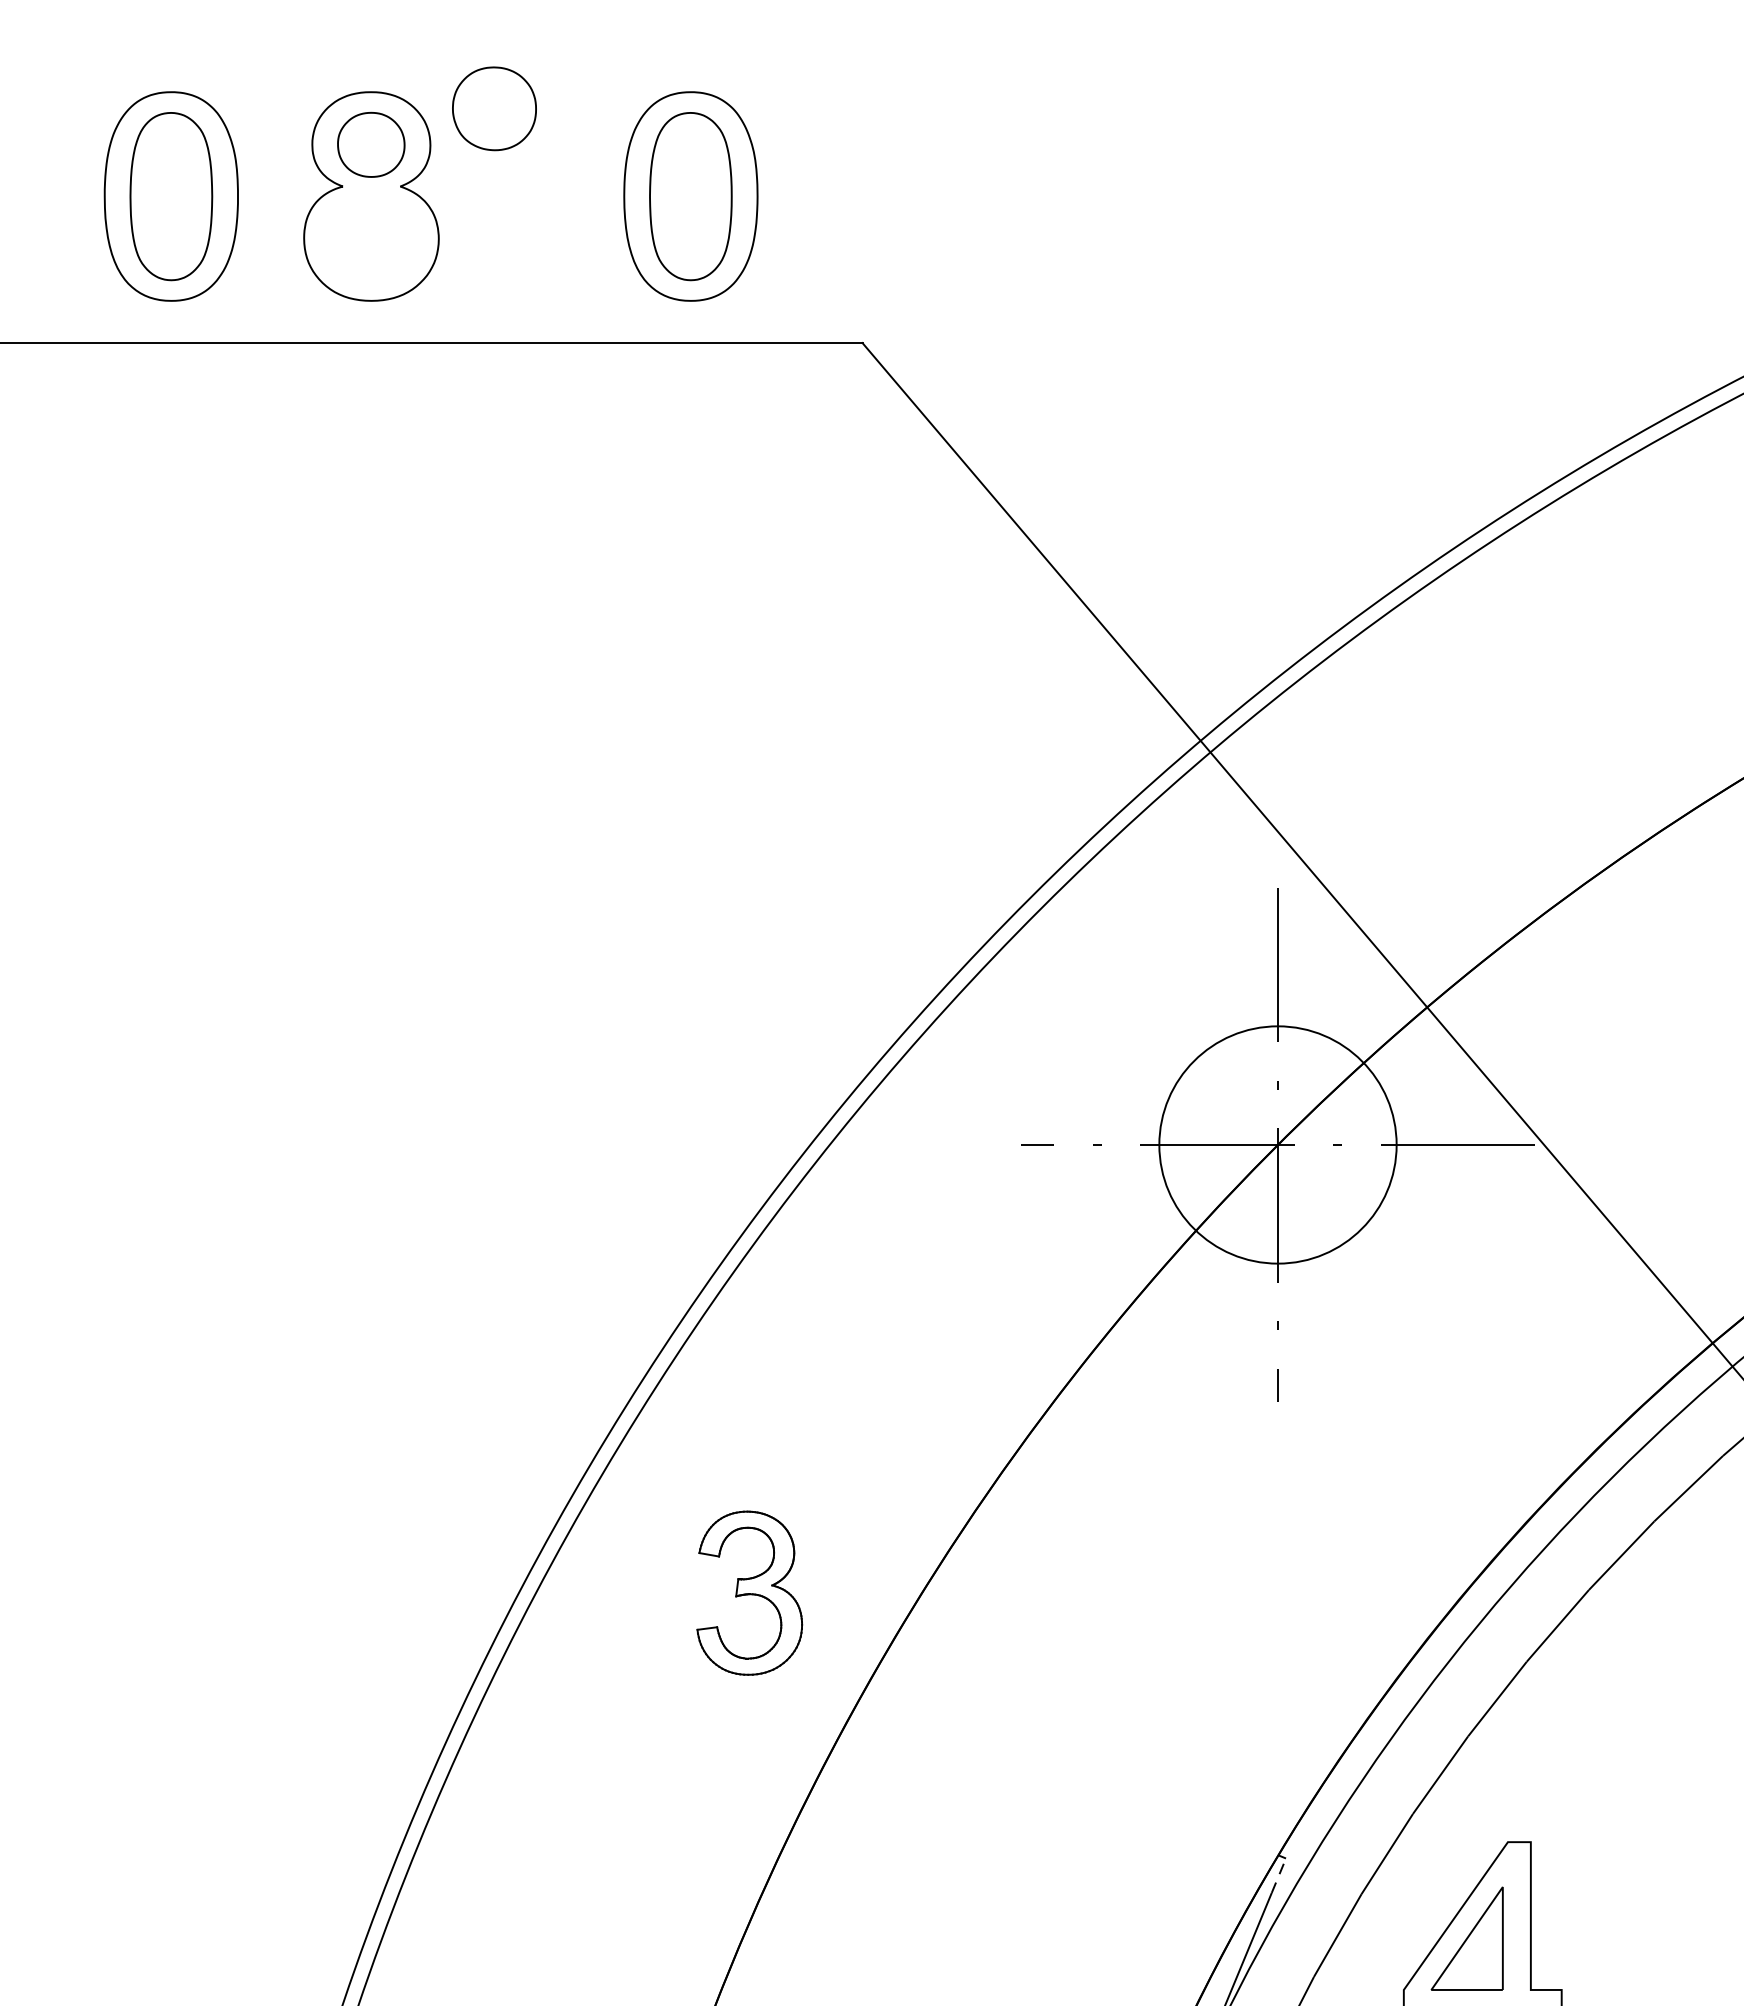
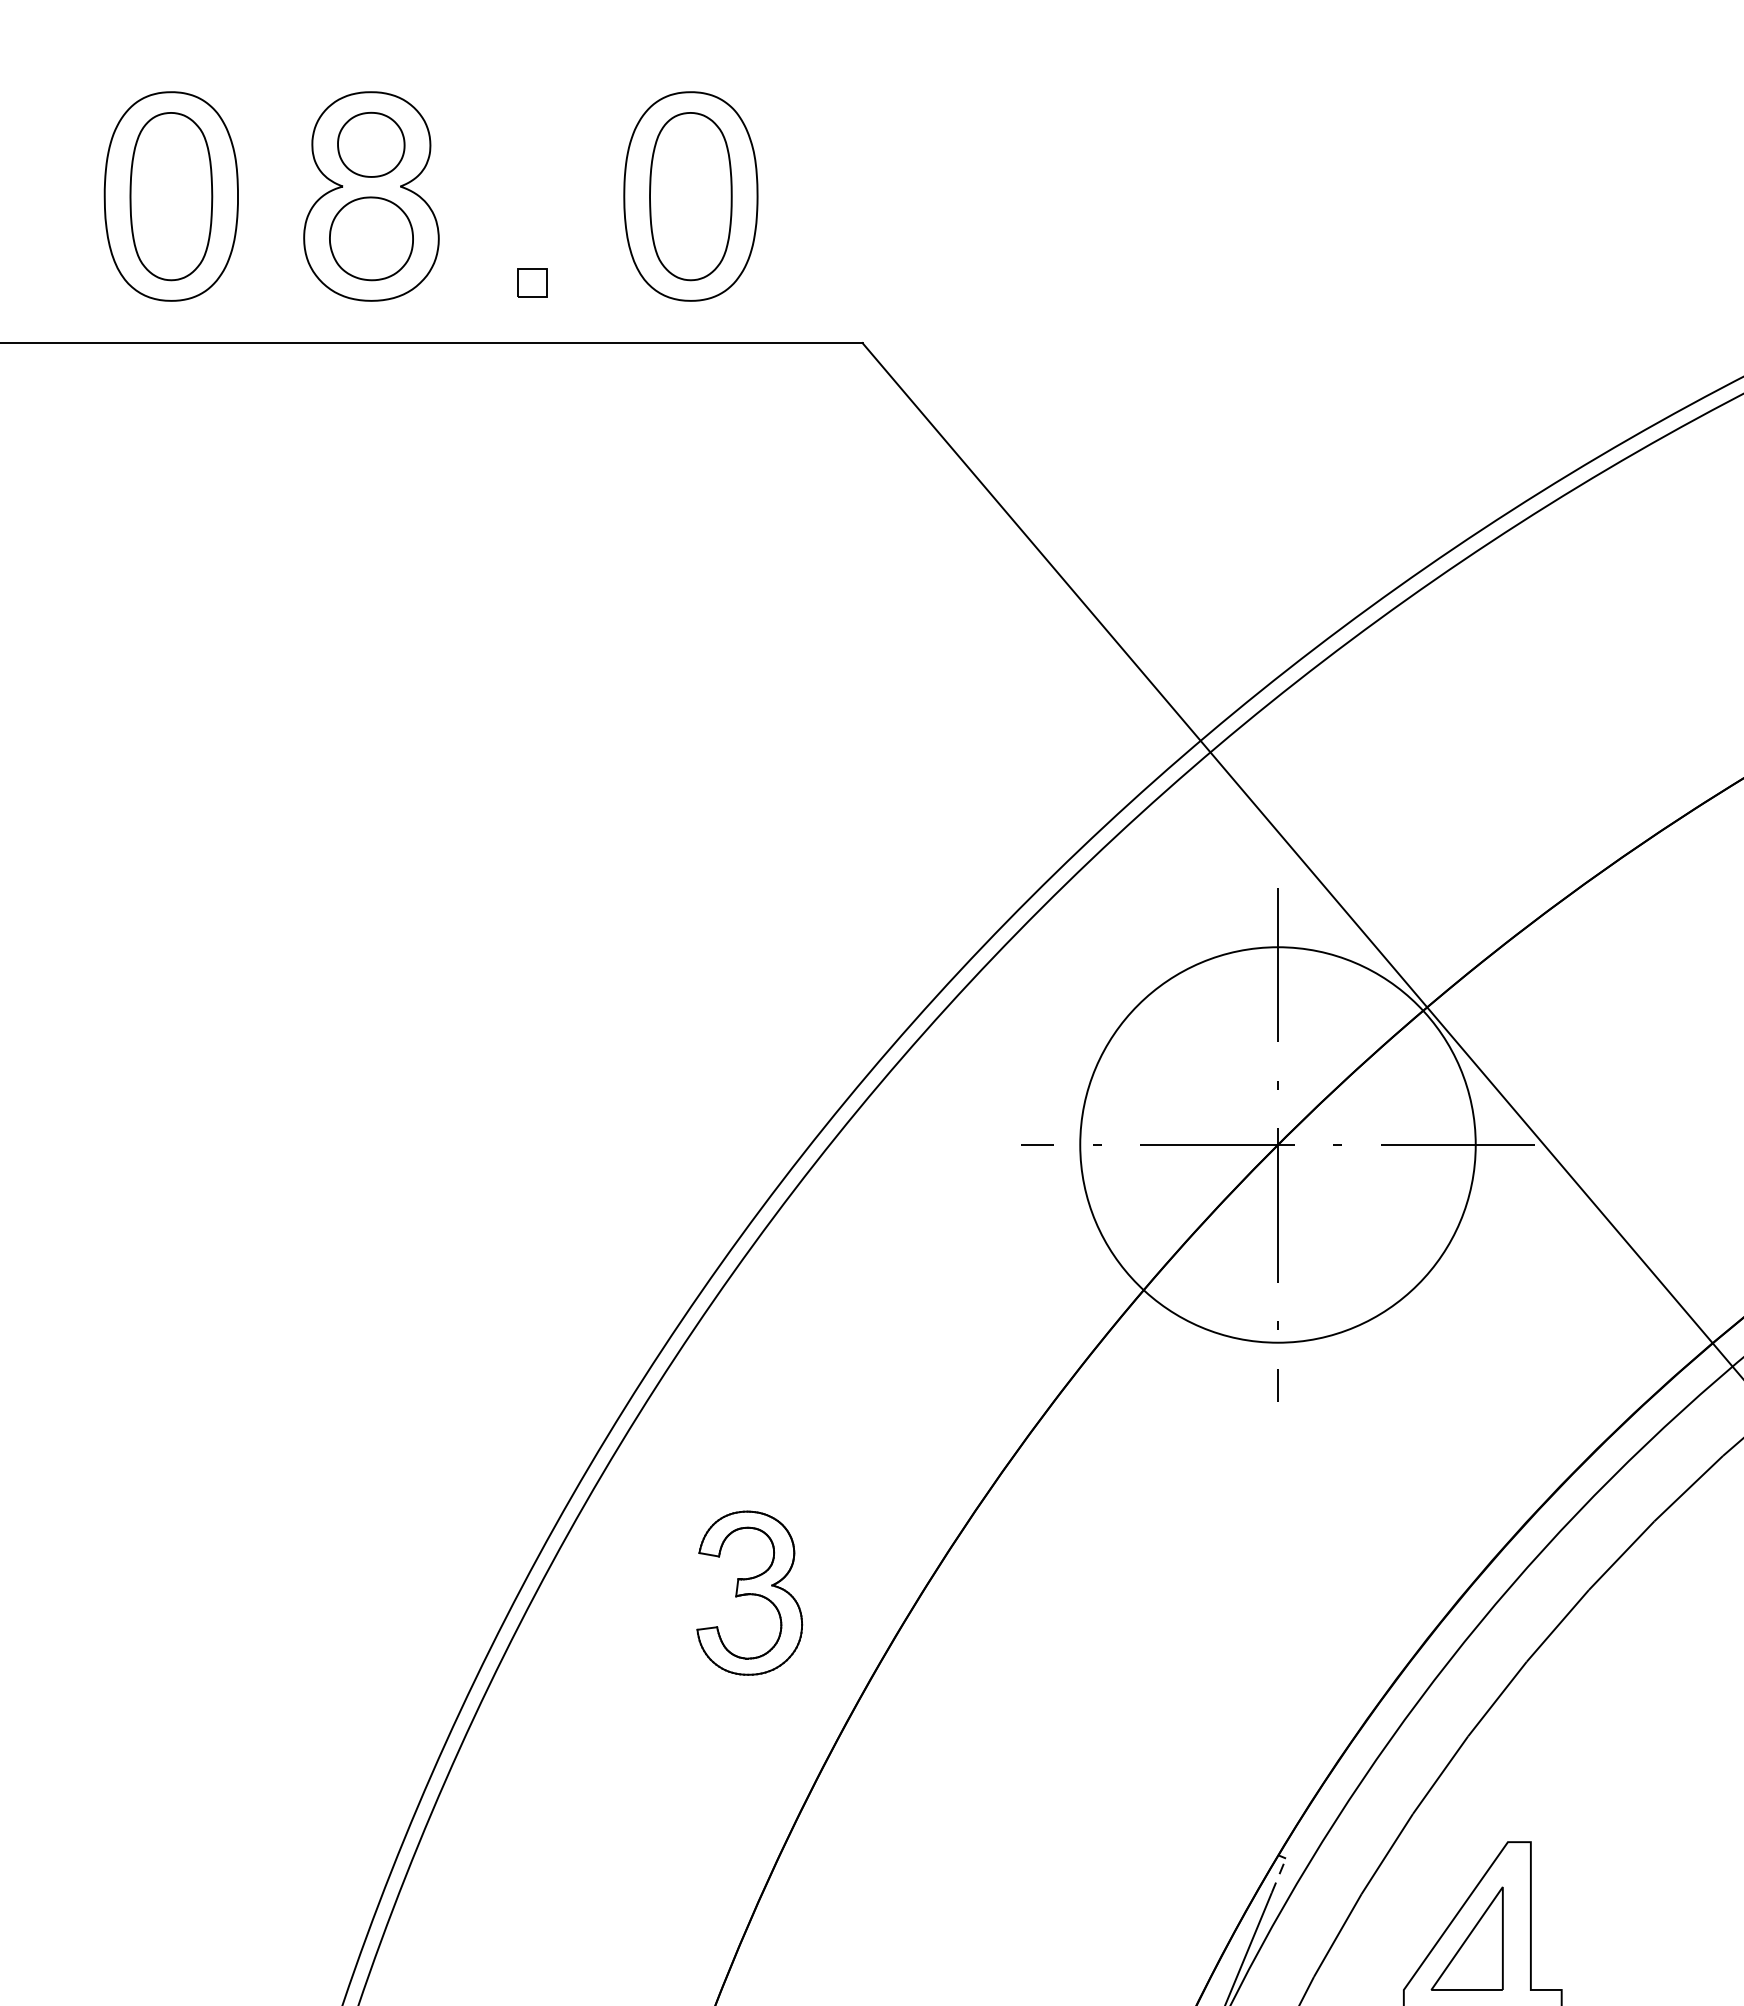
part position: (494, 108) -> (371, 238) (371, 238)
part: none -> present (532, 282)
circle diameter: 237 px -> 395 px (1277, 1144)
